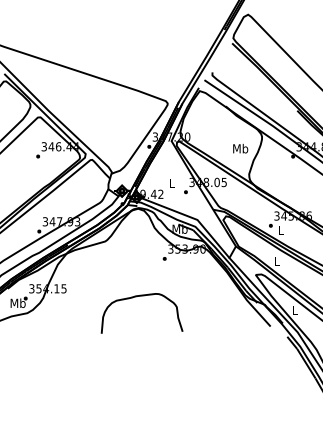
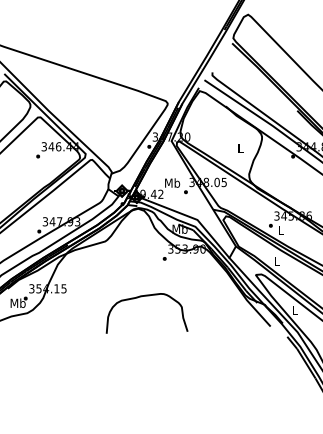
text: Mb -> L (240, 148)
text: L -> Mb (172, 182)
curve position: (136, 297) -> (141, 297) (141, 297)
